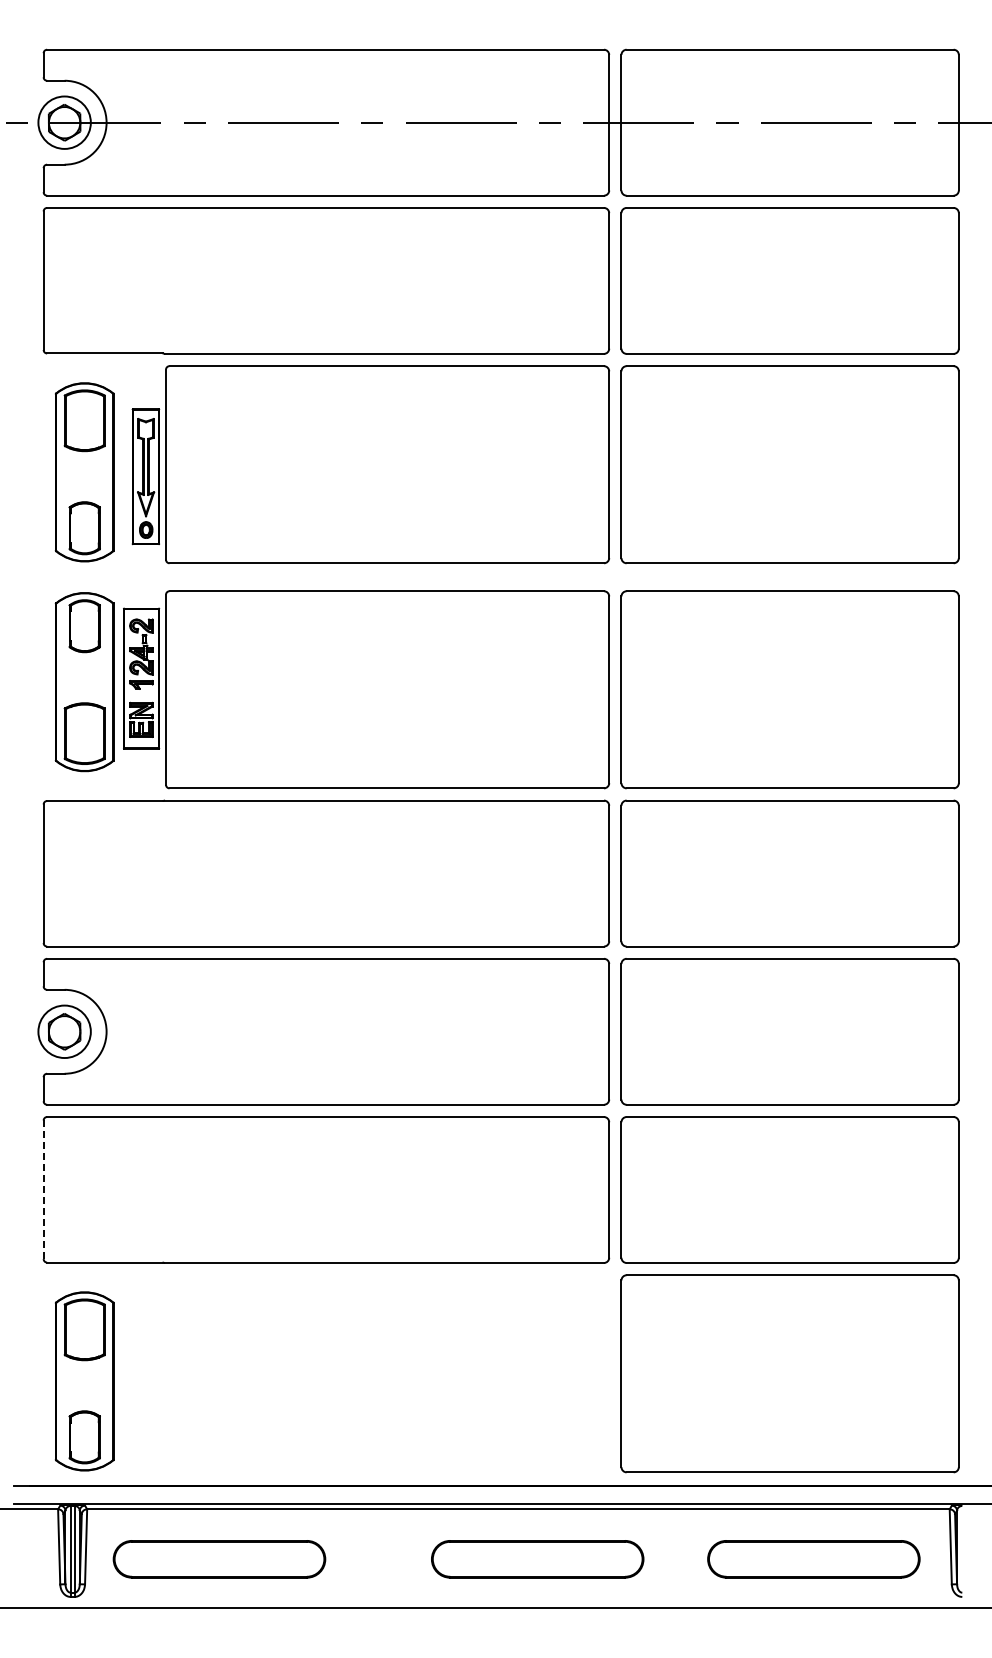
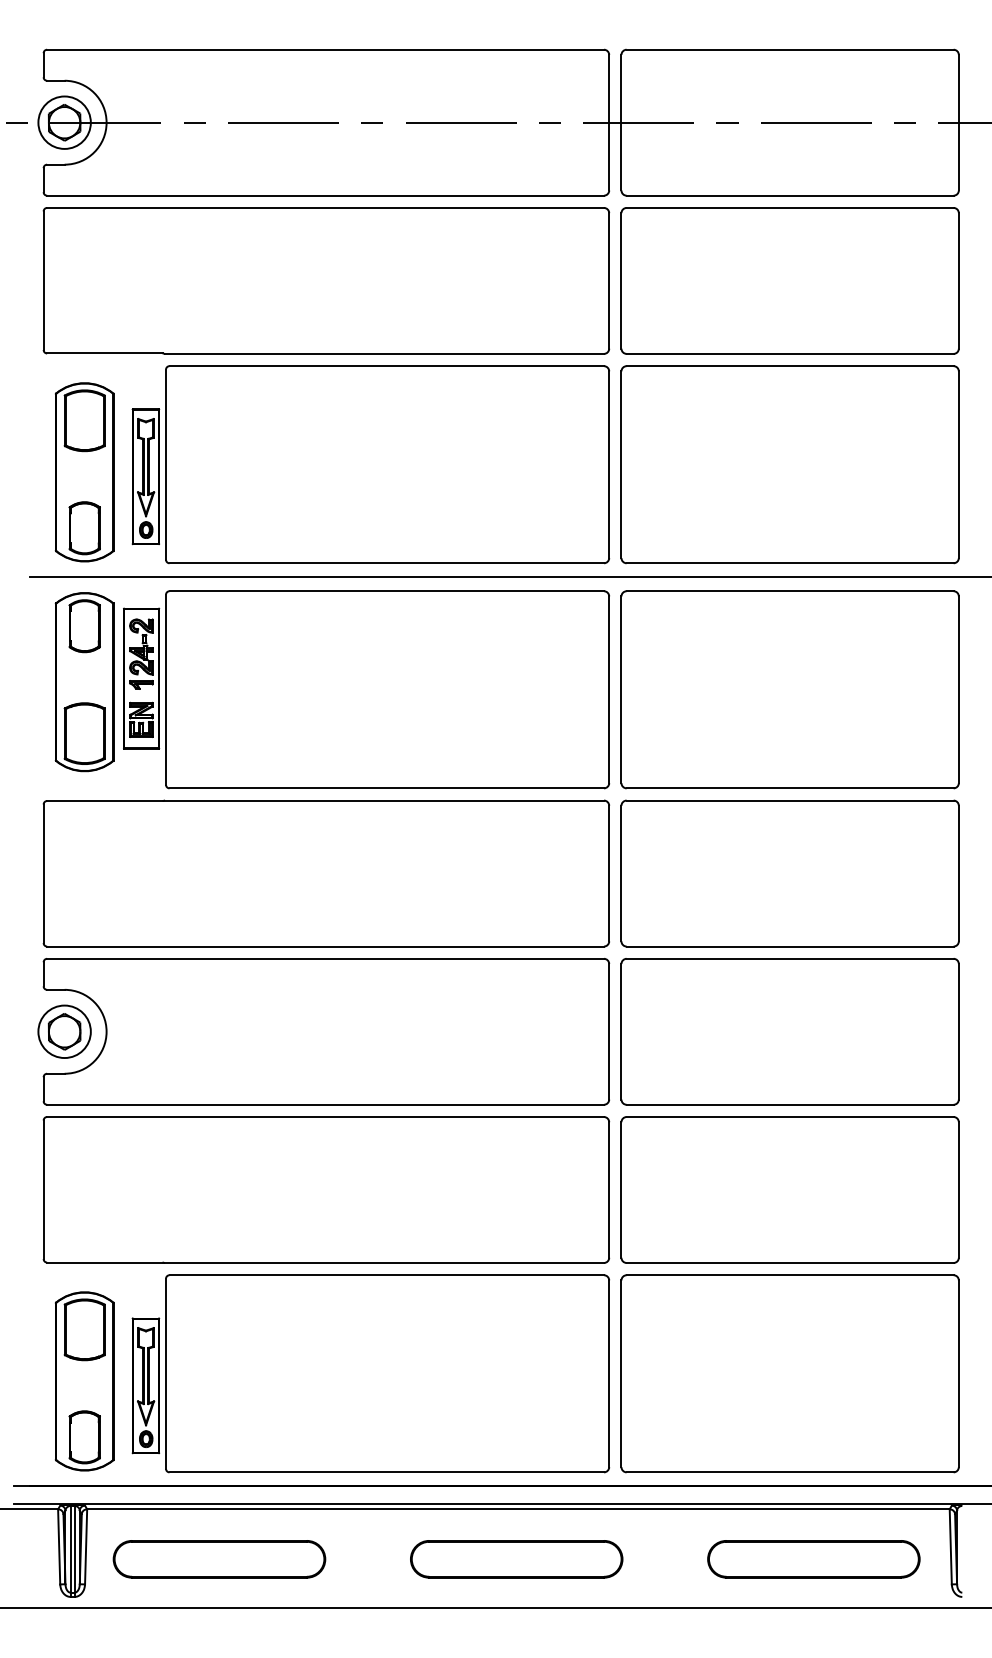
line: none -> present (508, 577)
line: dashed -> solid (43, 1189)
part: none -> present (370, 1373)
part position: (537, 1559) -> (516, 1559) (516, 1559)
